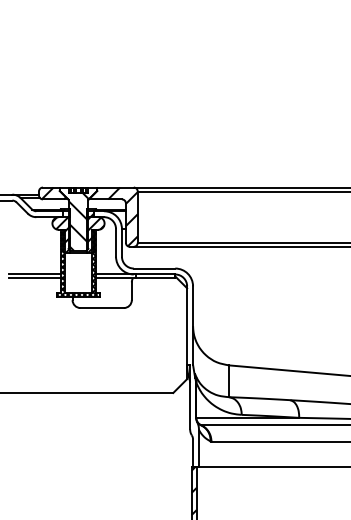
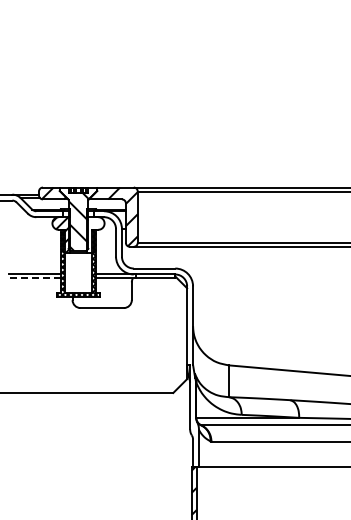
hatch: present -> none (95, 230)
line: solid -> dashed (35, 278)
